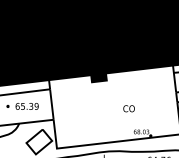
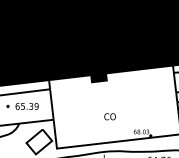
text position: (128, 108) -> (109, 116) (109, 116)
